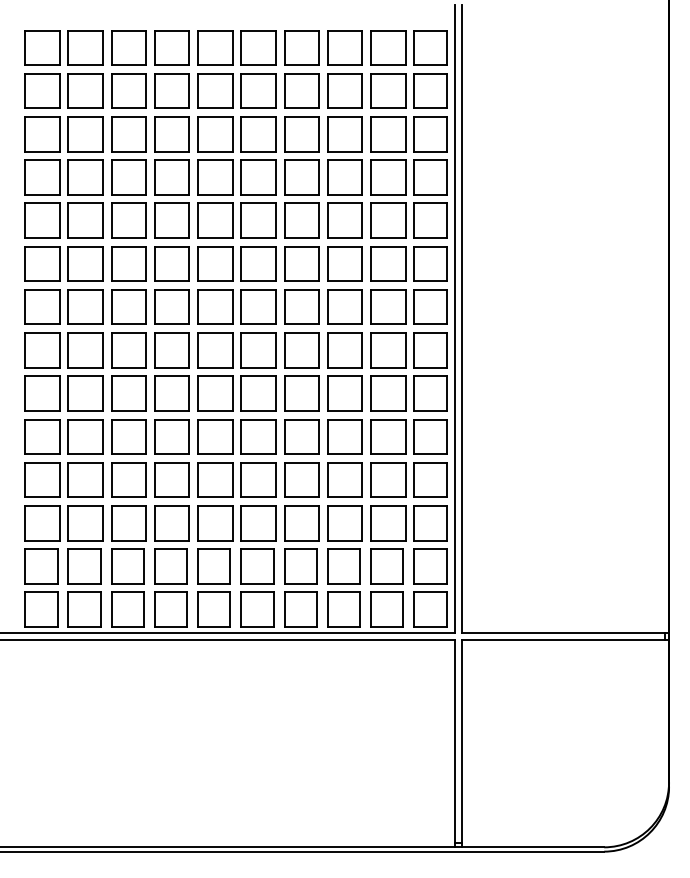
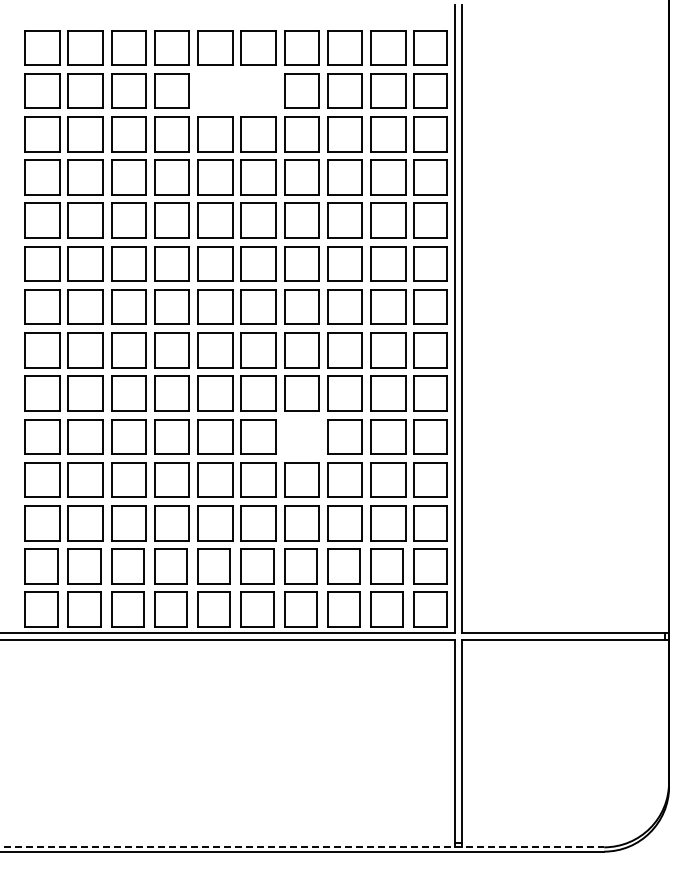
part: present -> none (236, 90)
part: present -> none (301, 436)
line: solid -> dashed (302, 847)
